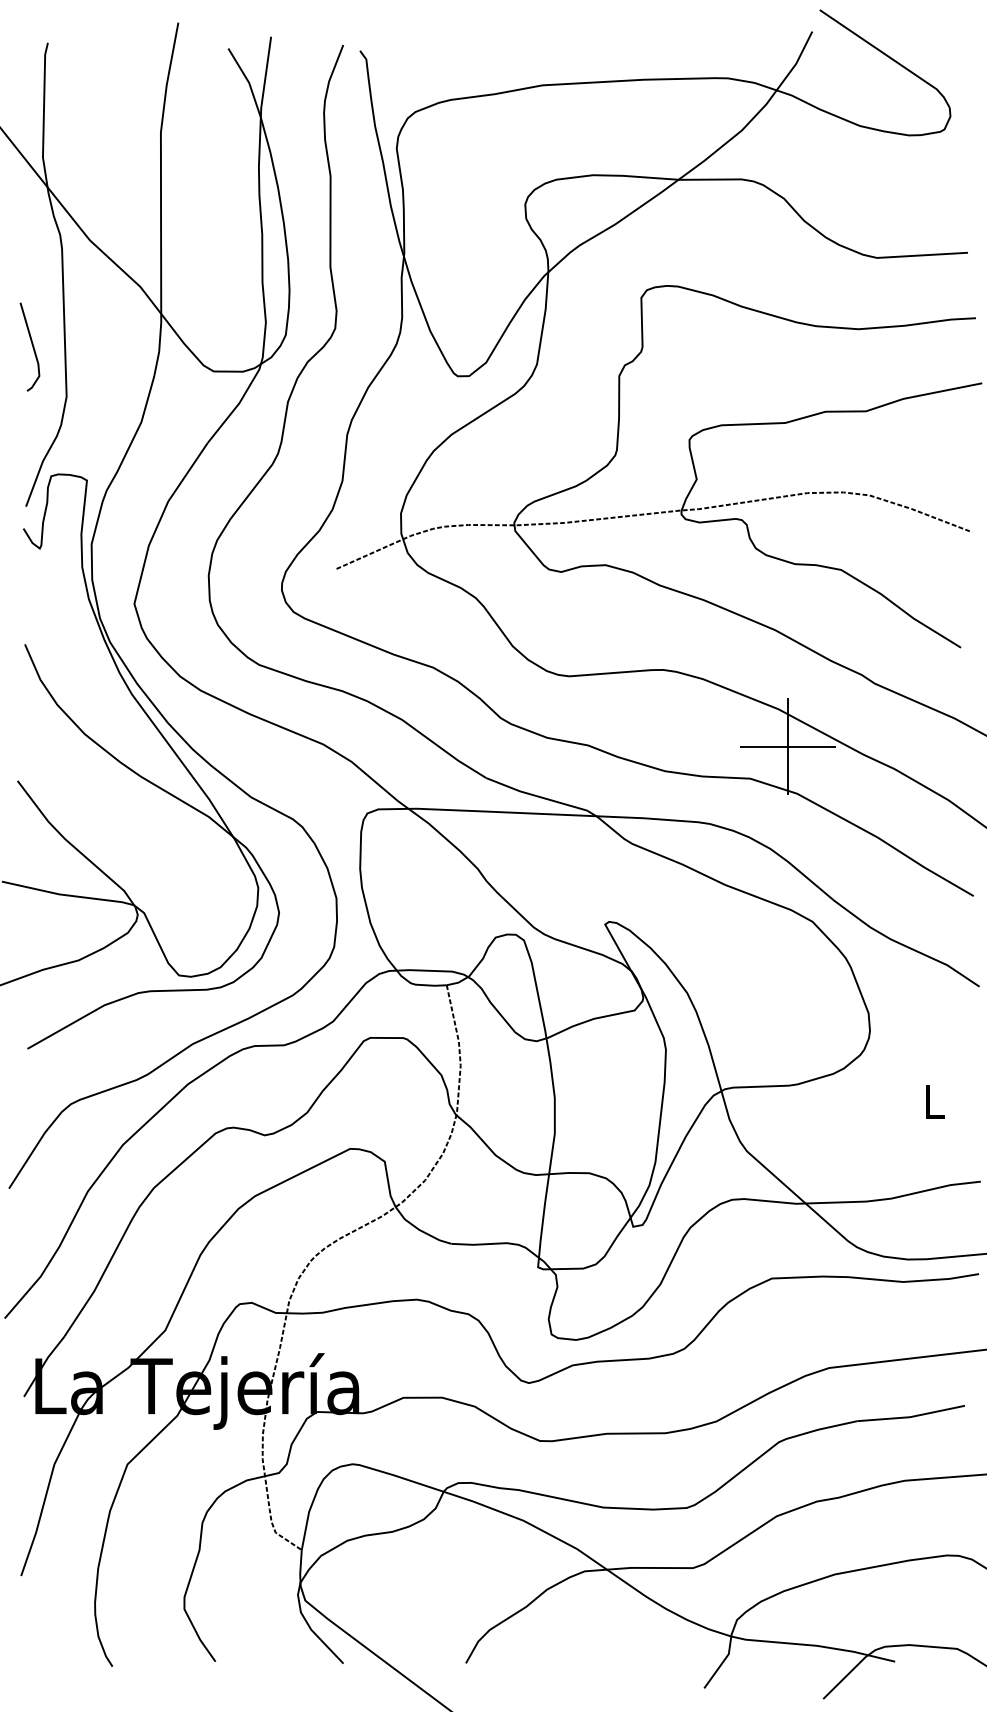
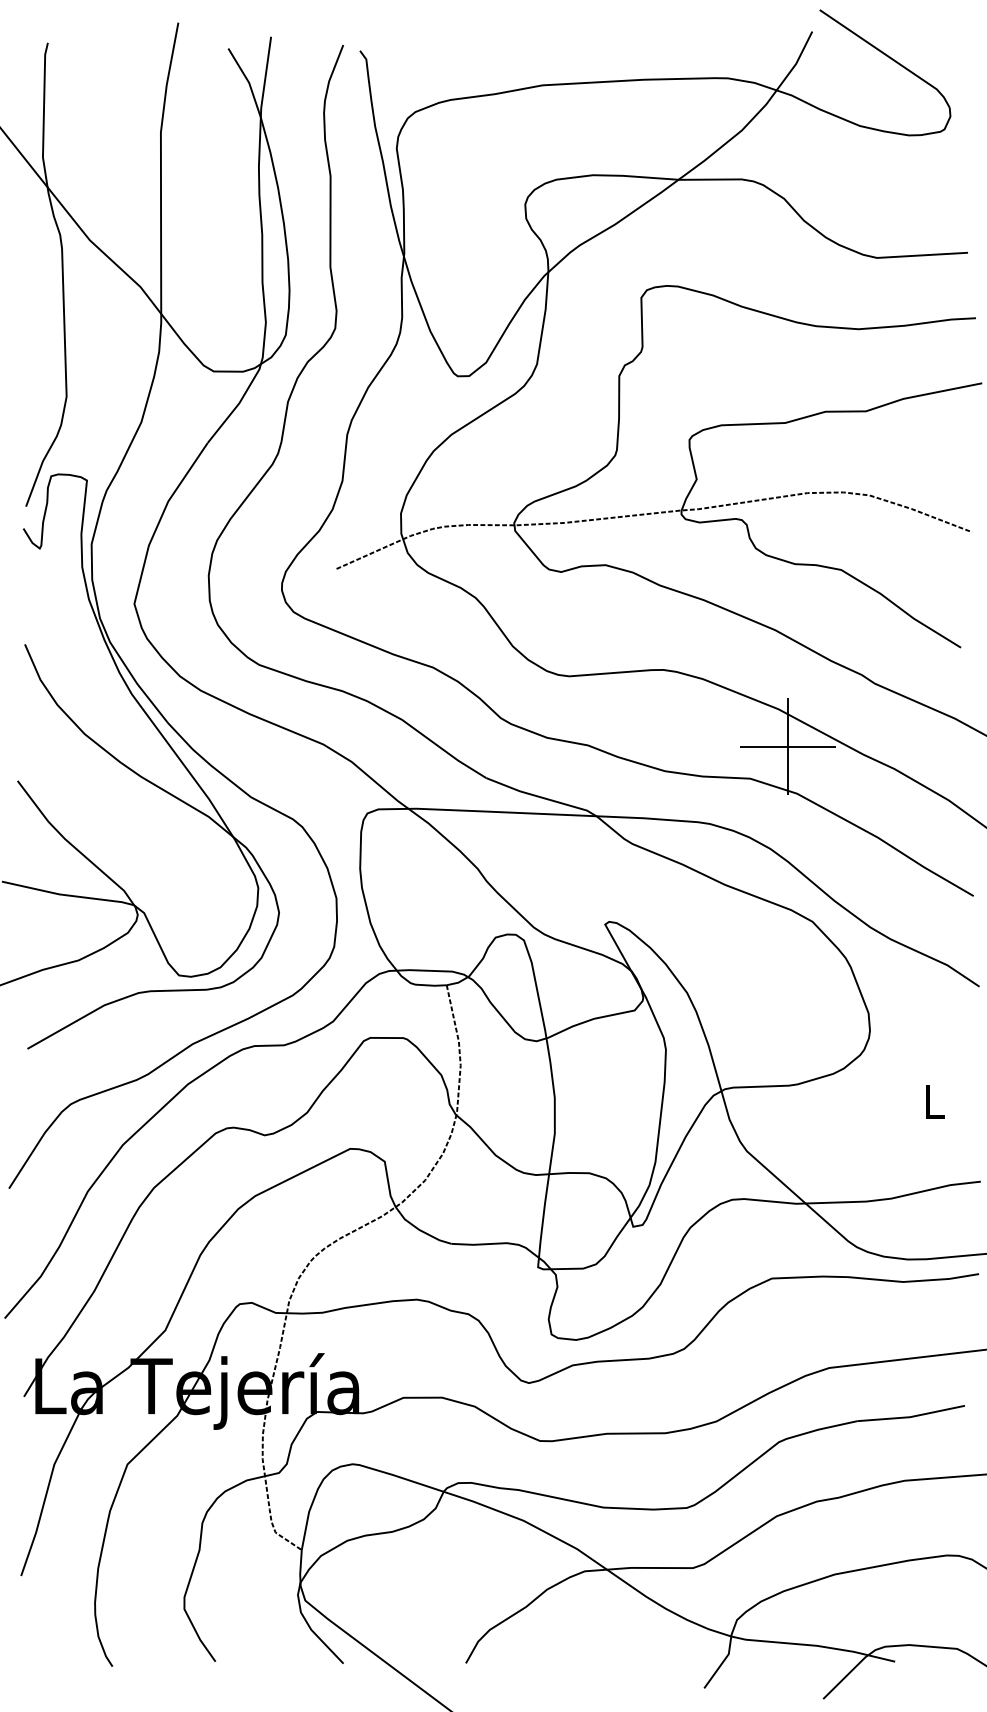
line: present -> none (31, 344)
